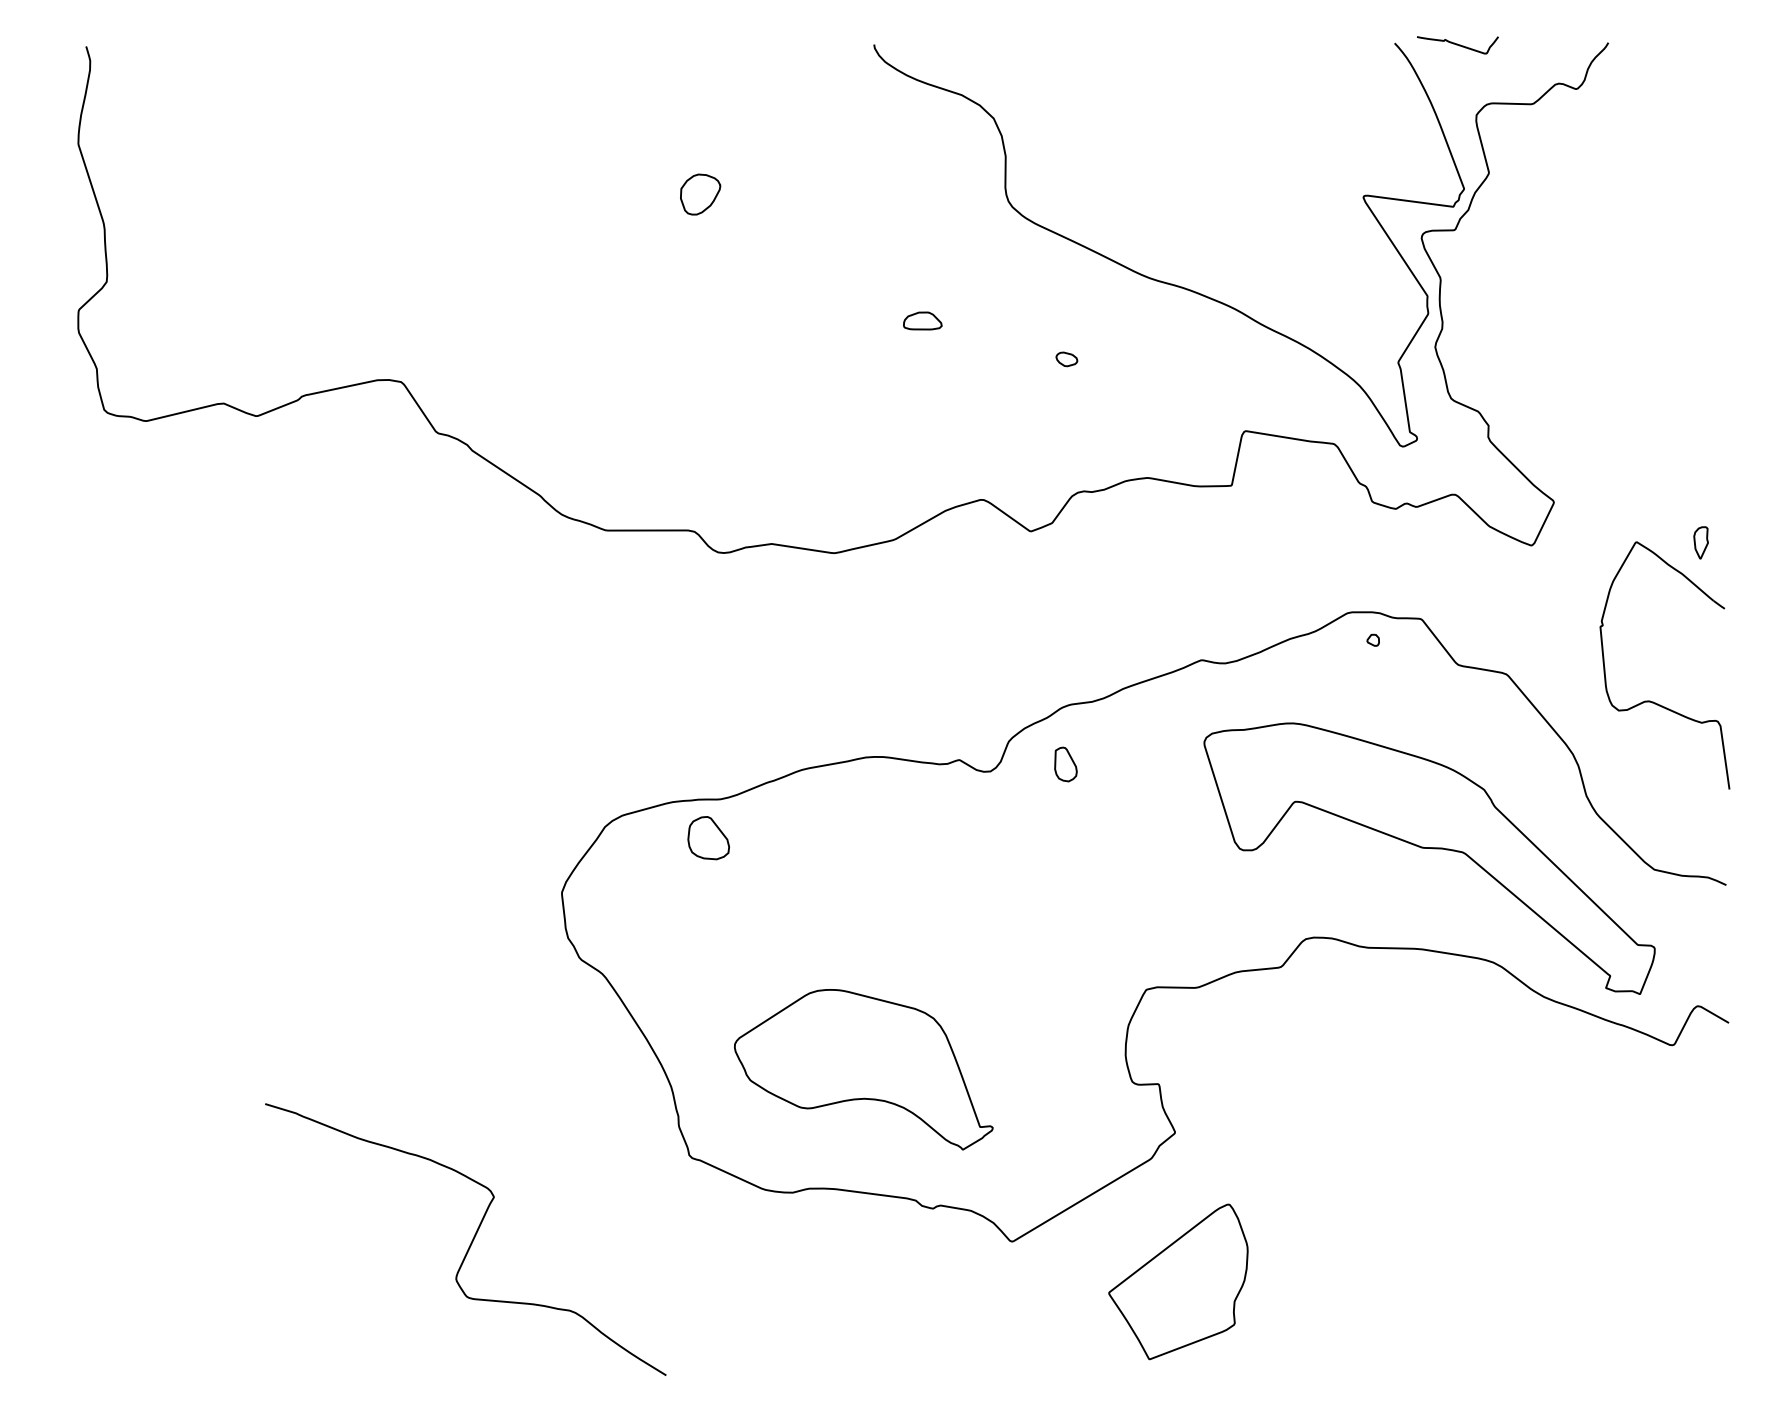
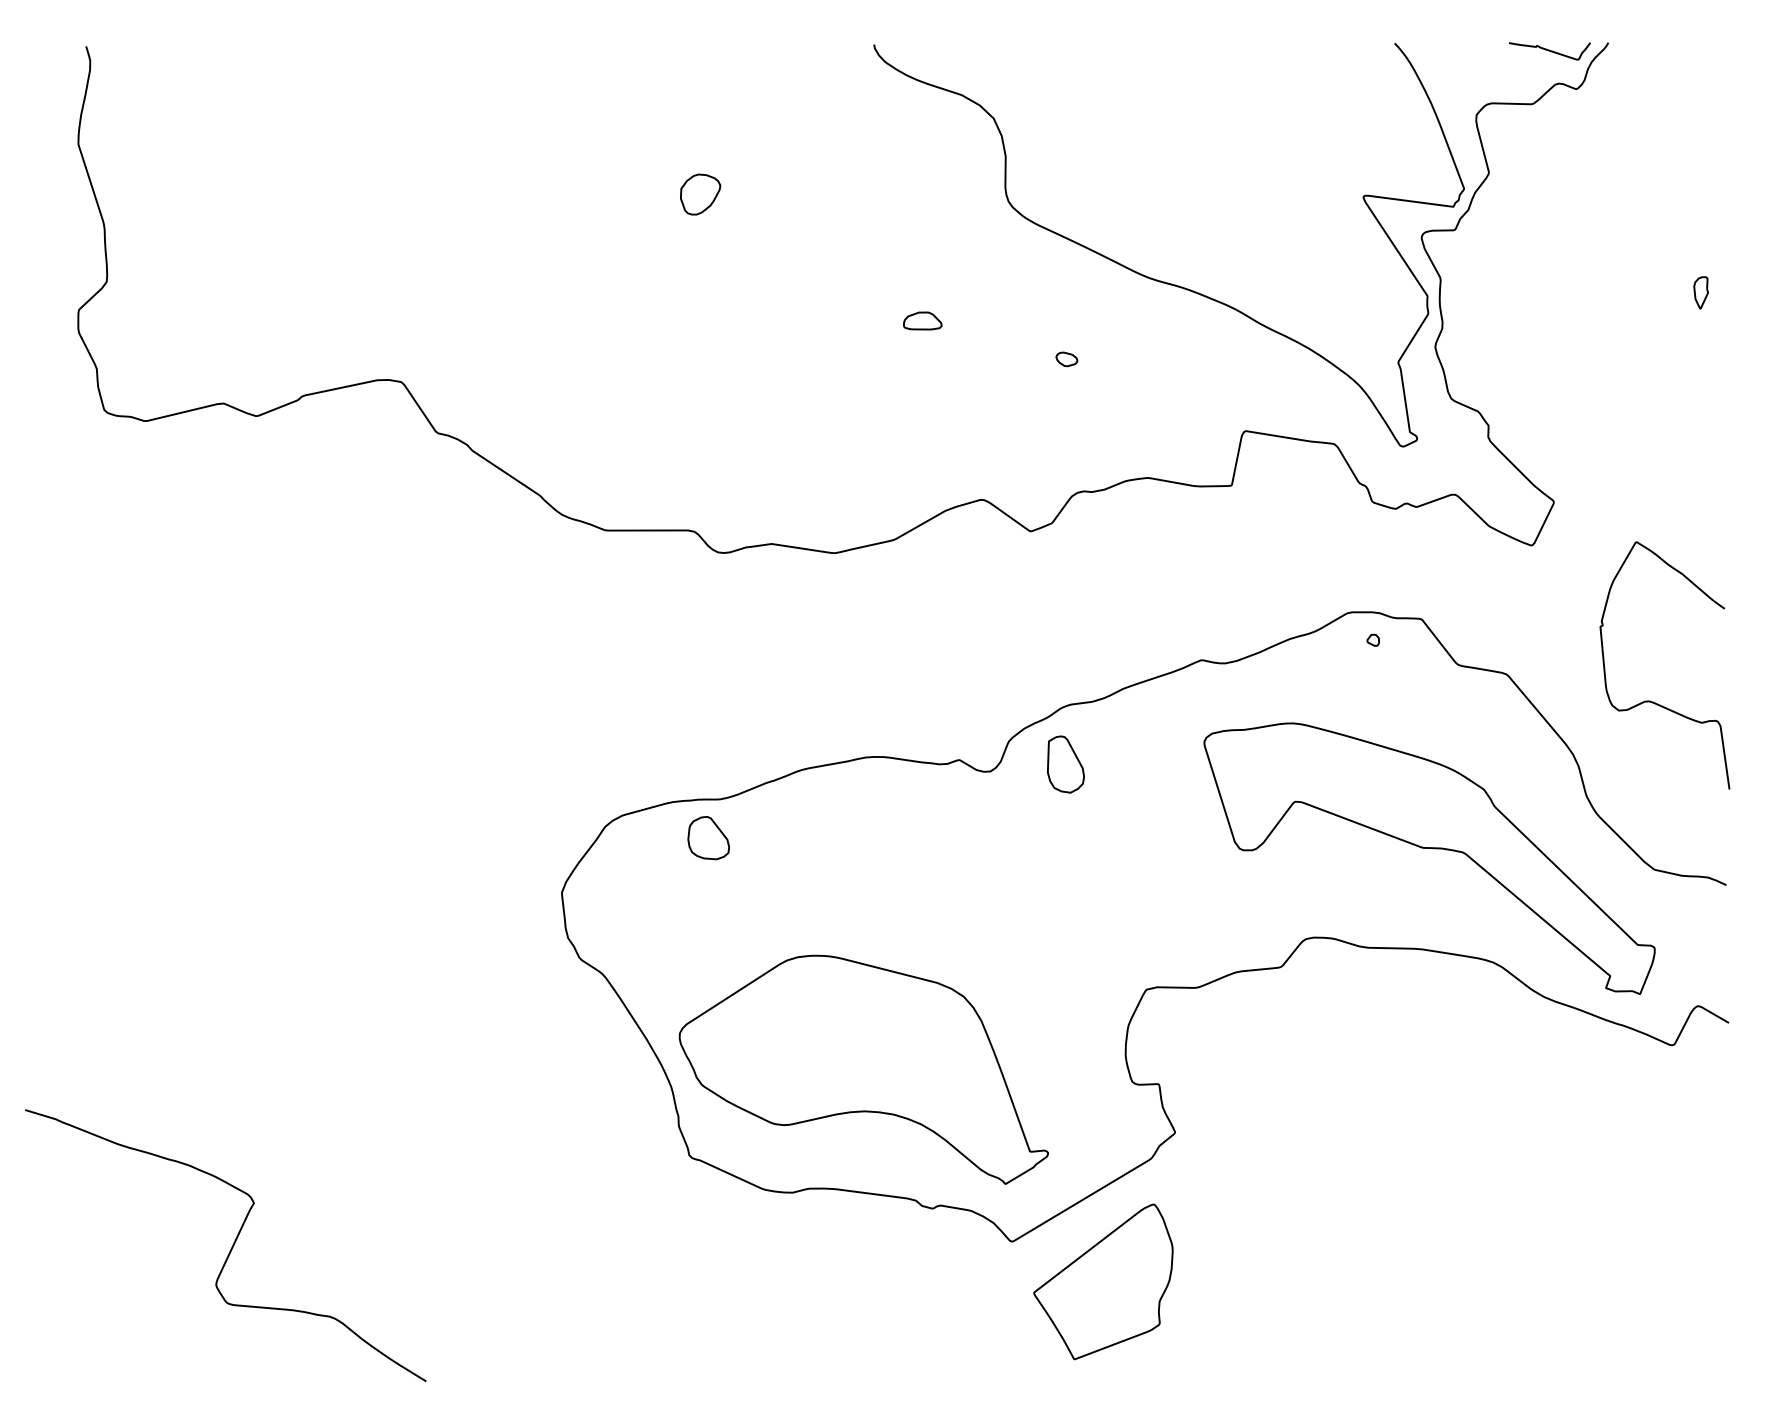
curve position: (1457, 45) -> (1549, 51) (1549, 51)
part position: (1700, 542) -> (1700, 292) (1700, 292)
part size: 24x37 px -> 38x59 px (1065, 764)
part size: 260x162 px -> 371x231 px (863, 1069)
curve position: (471, 1240) -> (231, 1246) (231, 1246)
part position: (1178, 1281) -> (1103, 1281) (1103, 1281)
